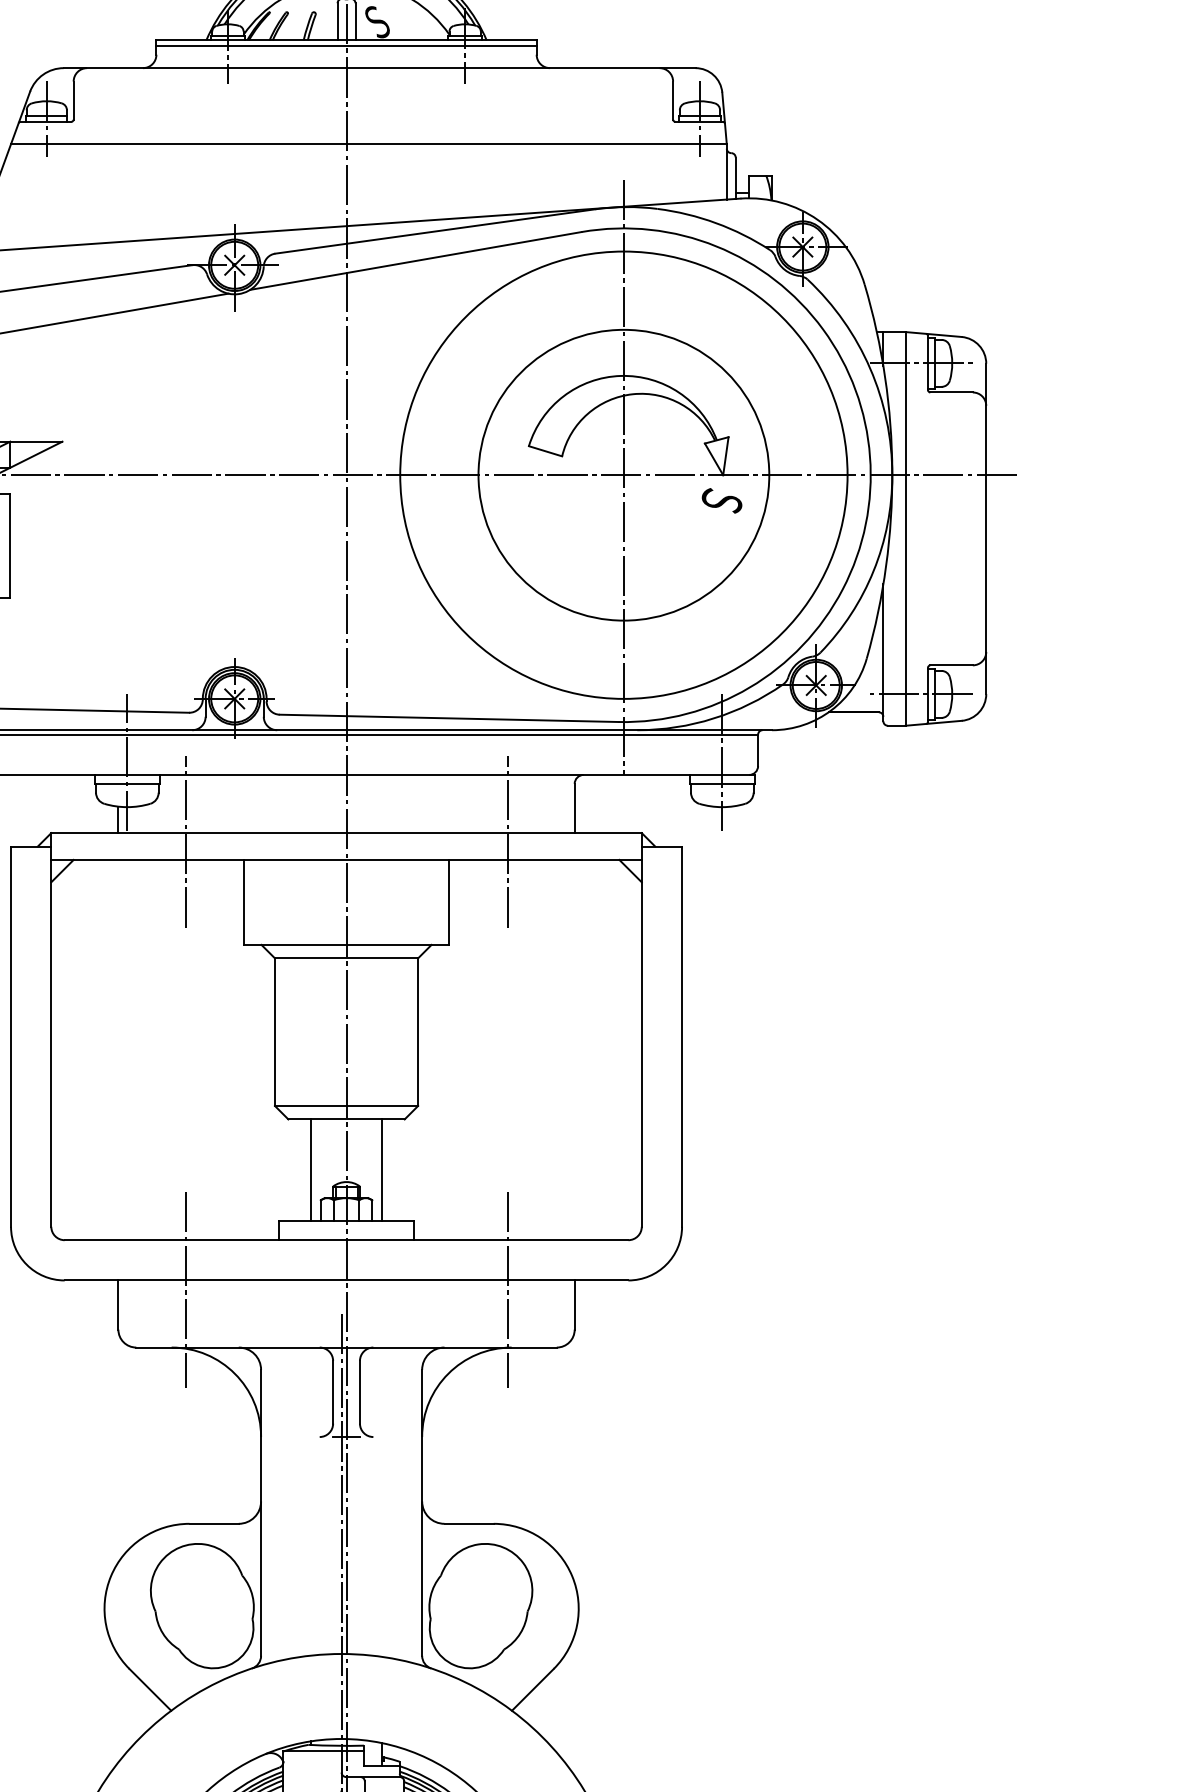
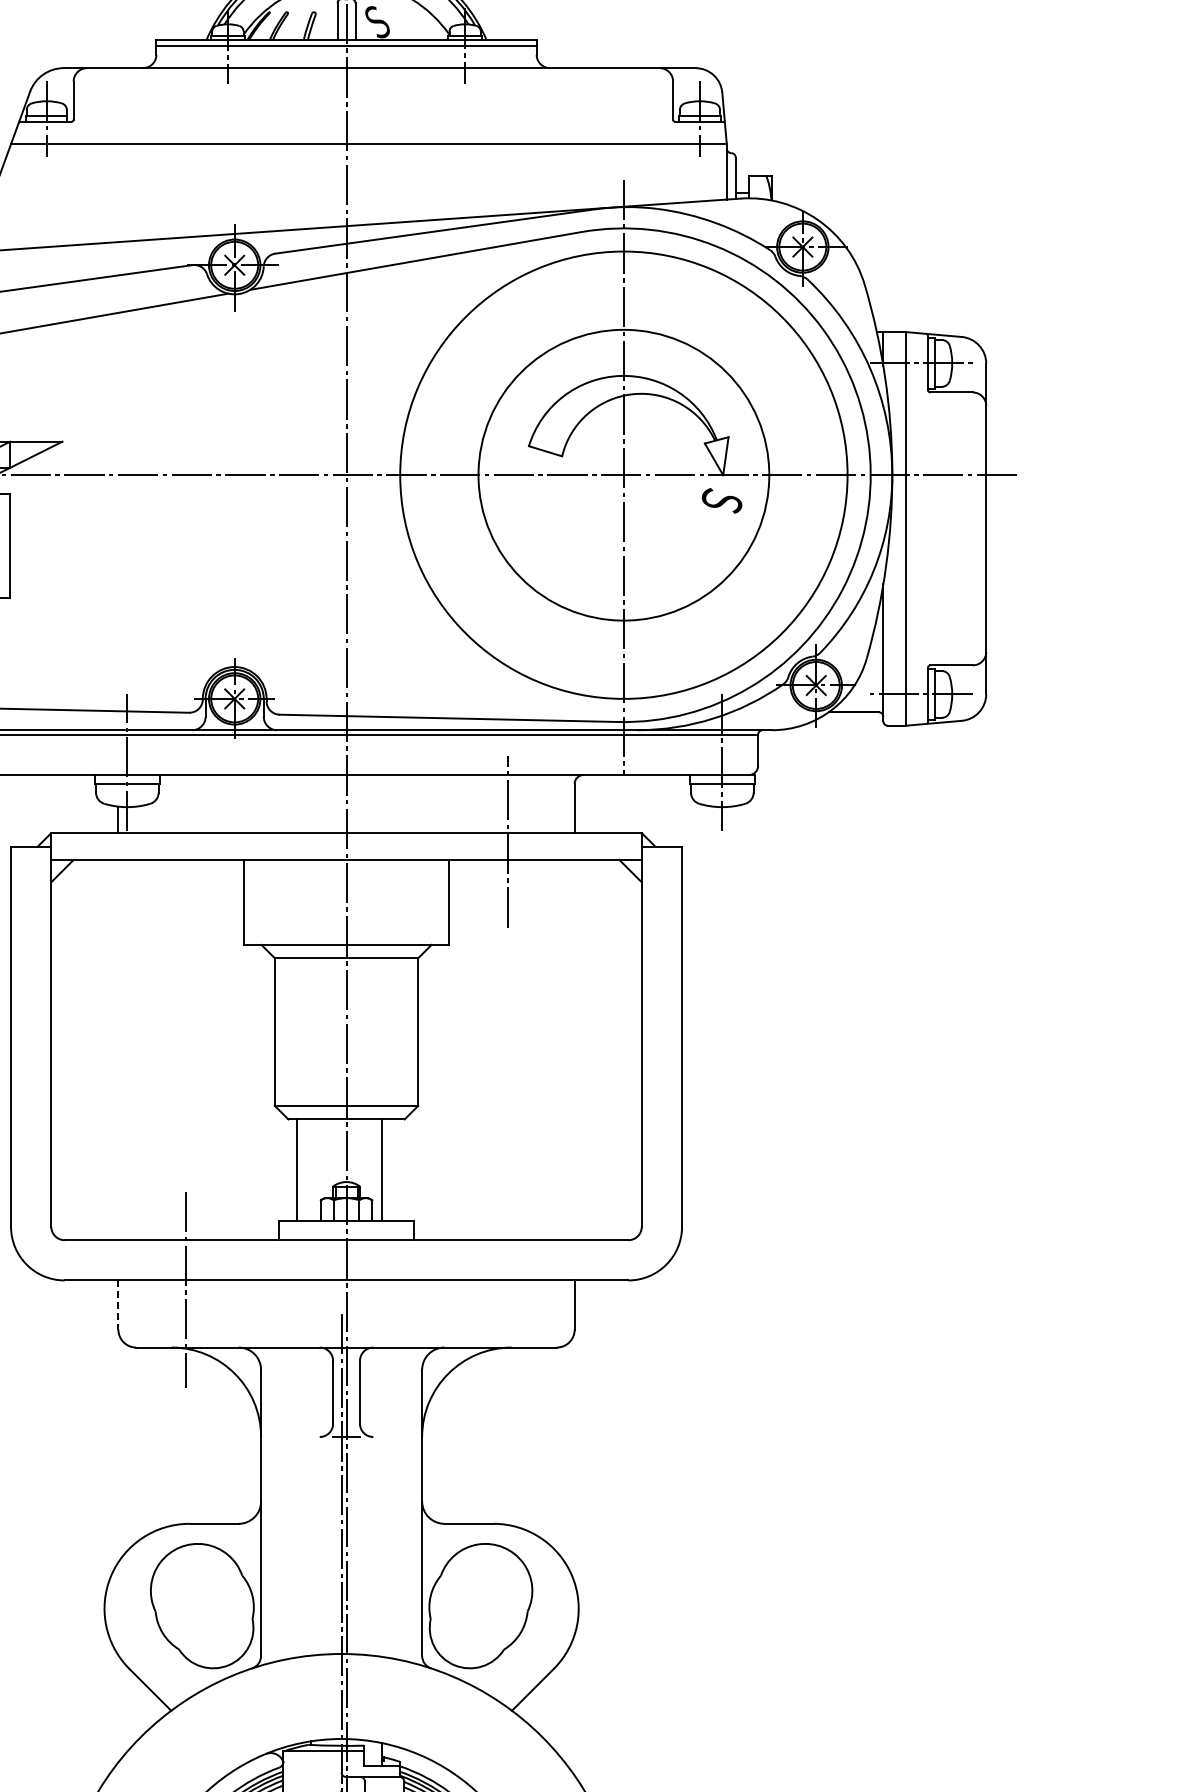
line: present -> none (185, 841)
line position: (310, 1169) -> (296, 1169) (296, 1169)
line: present -> none (507, 1289)
line: solid -> dashed (118, 1305)
